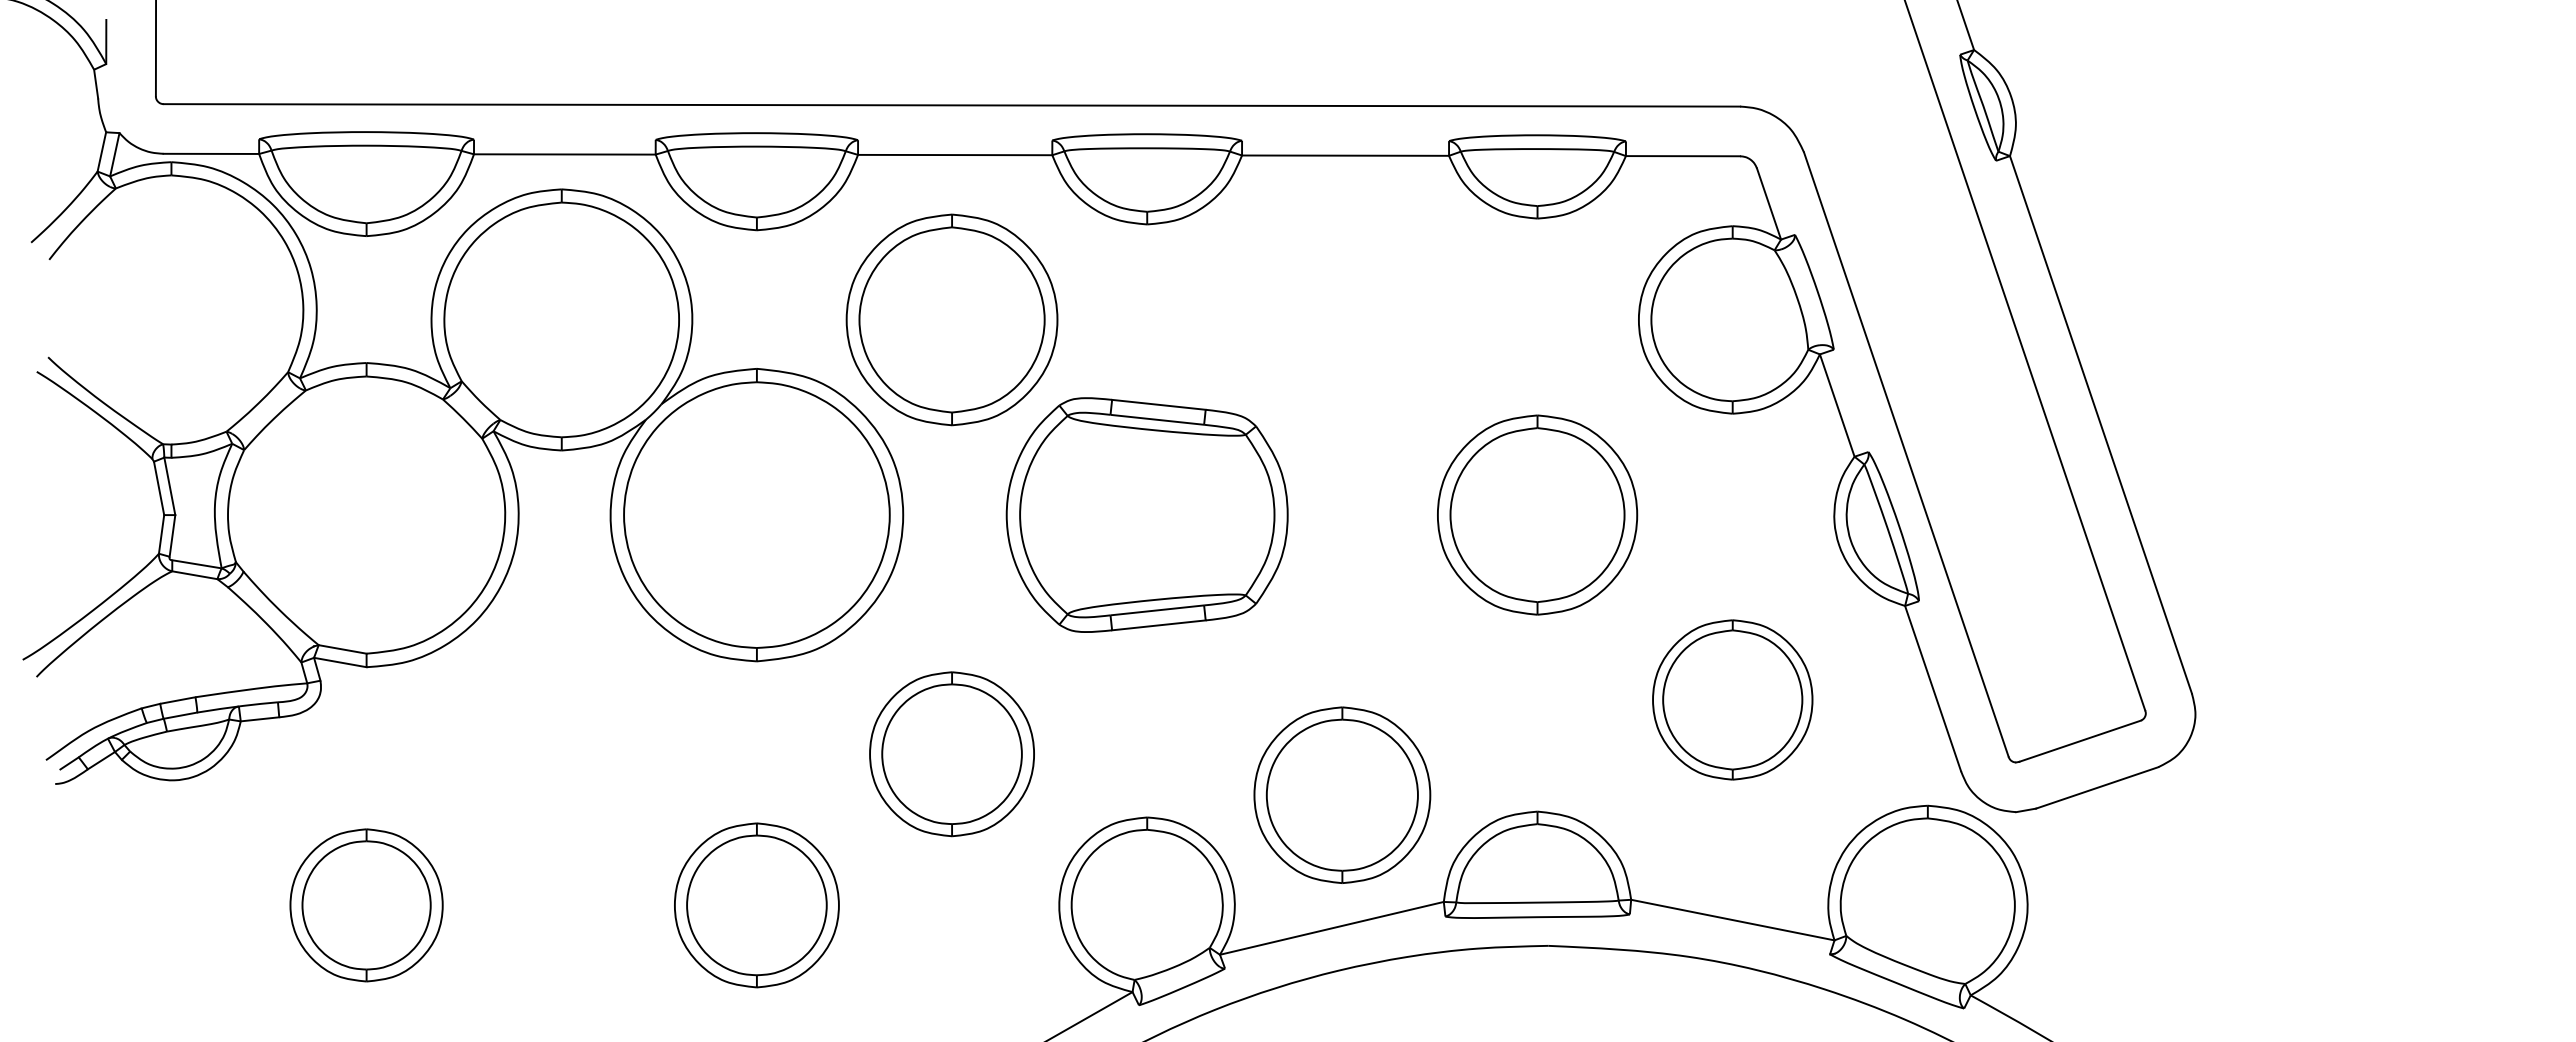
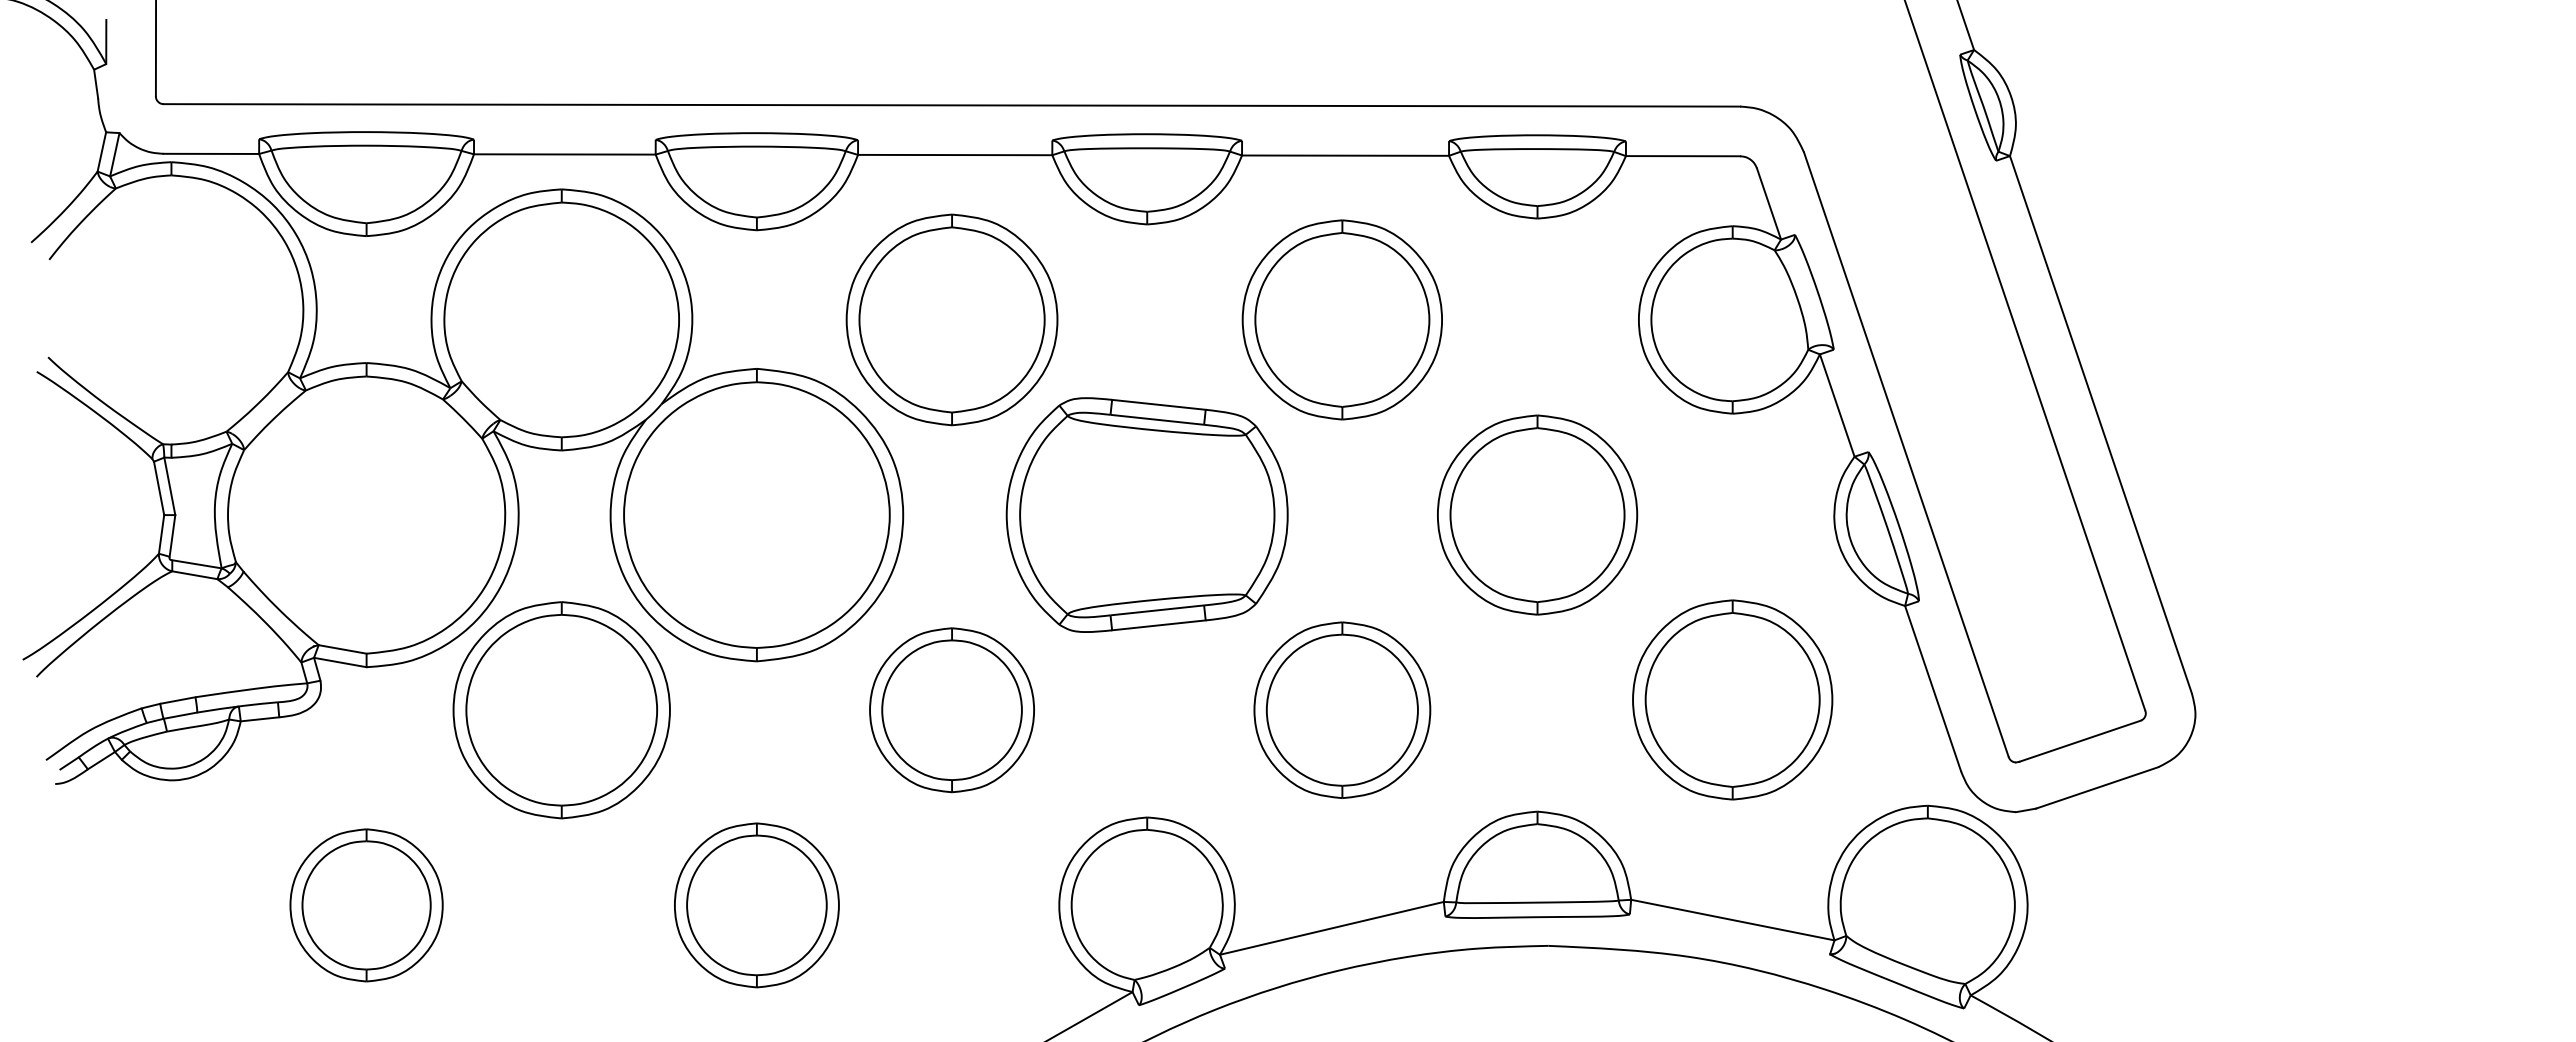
part: none -> present (1341, 319)
part size: 162x162 px -> 202x202 px (1732, 699)
part: none -> present (561, 710)
part position: (951, 754) -> (951, 710) (951, 710)
part position: (1342, 794) -> (1342, 709) (1342, 709)
